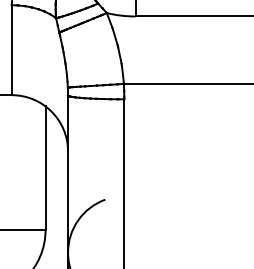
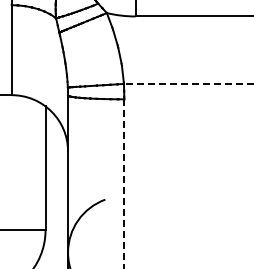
line: solid -> dashed (188, 83)
line: solid -> dashed (124, 184)
